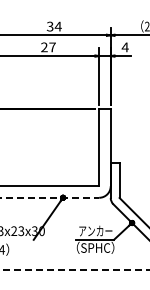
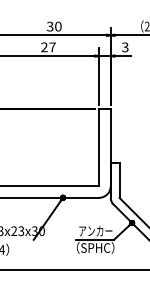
text: 34 -> 30 (57, 26)
text: 4 -> 3 (124, 47)
line: dashed -> solid (49, 197)
line: dashed -> solid (74, 269)
